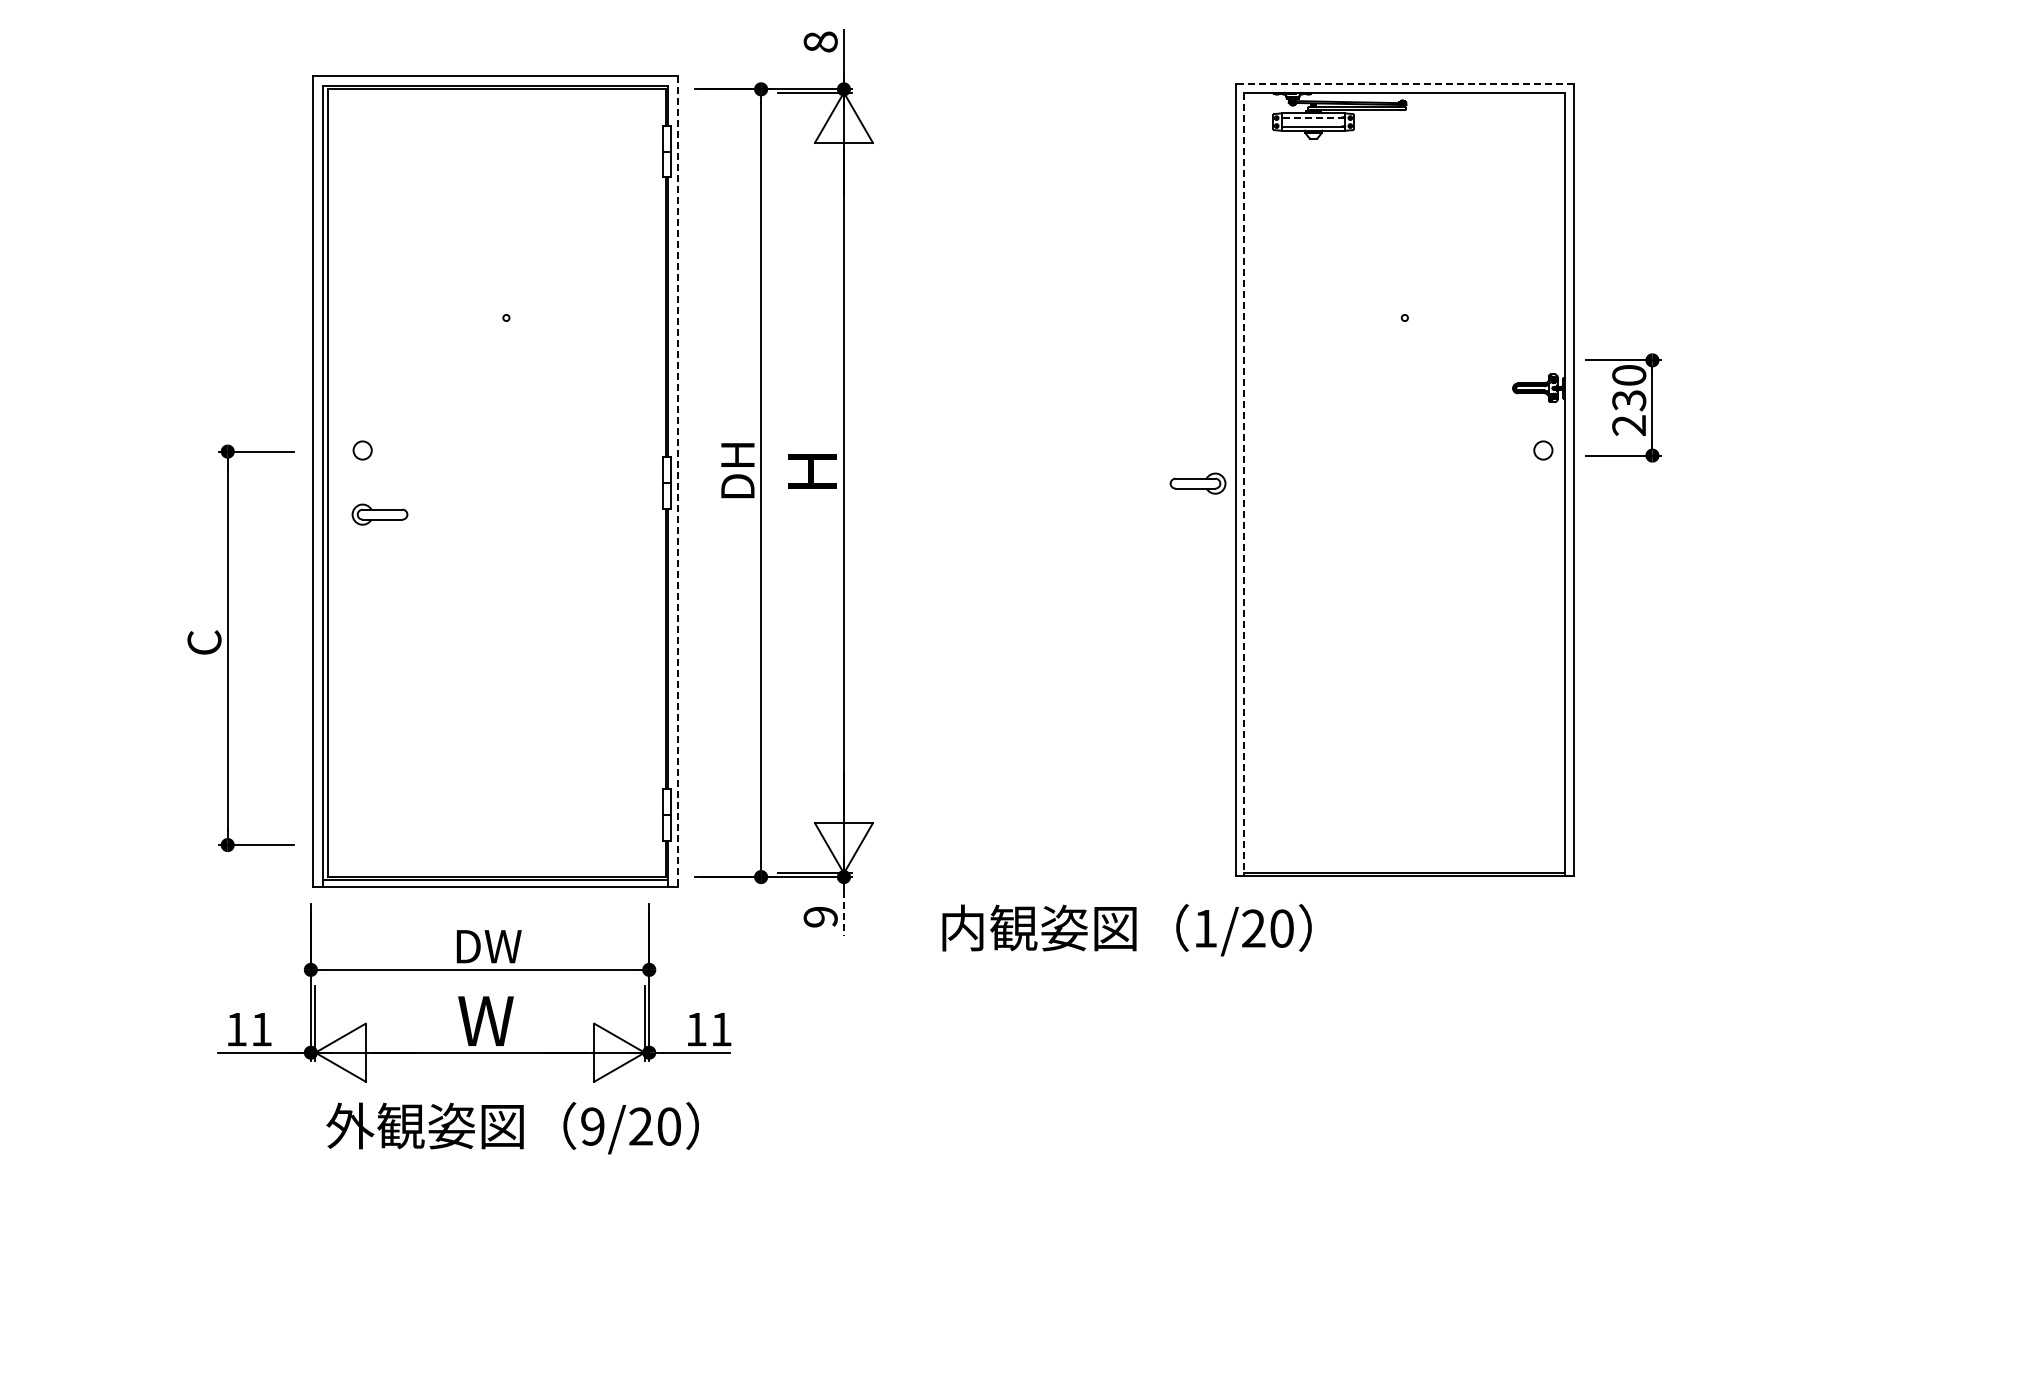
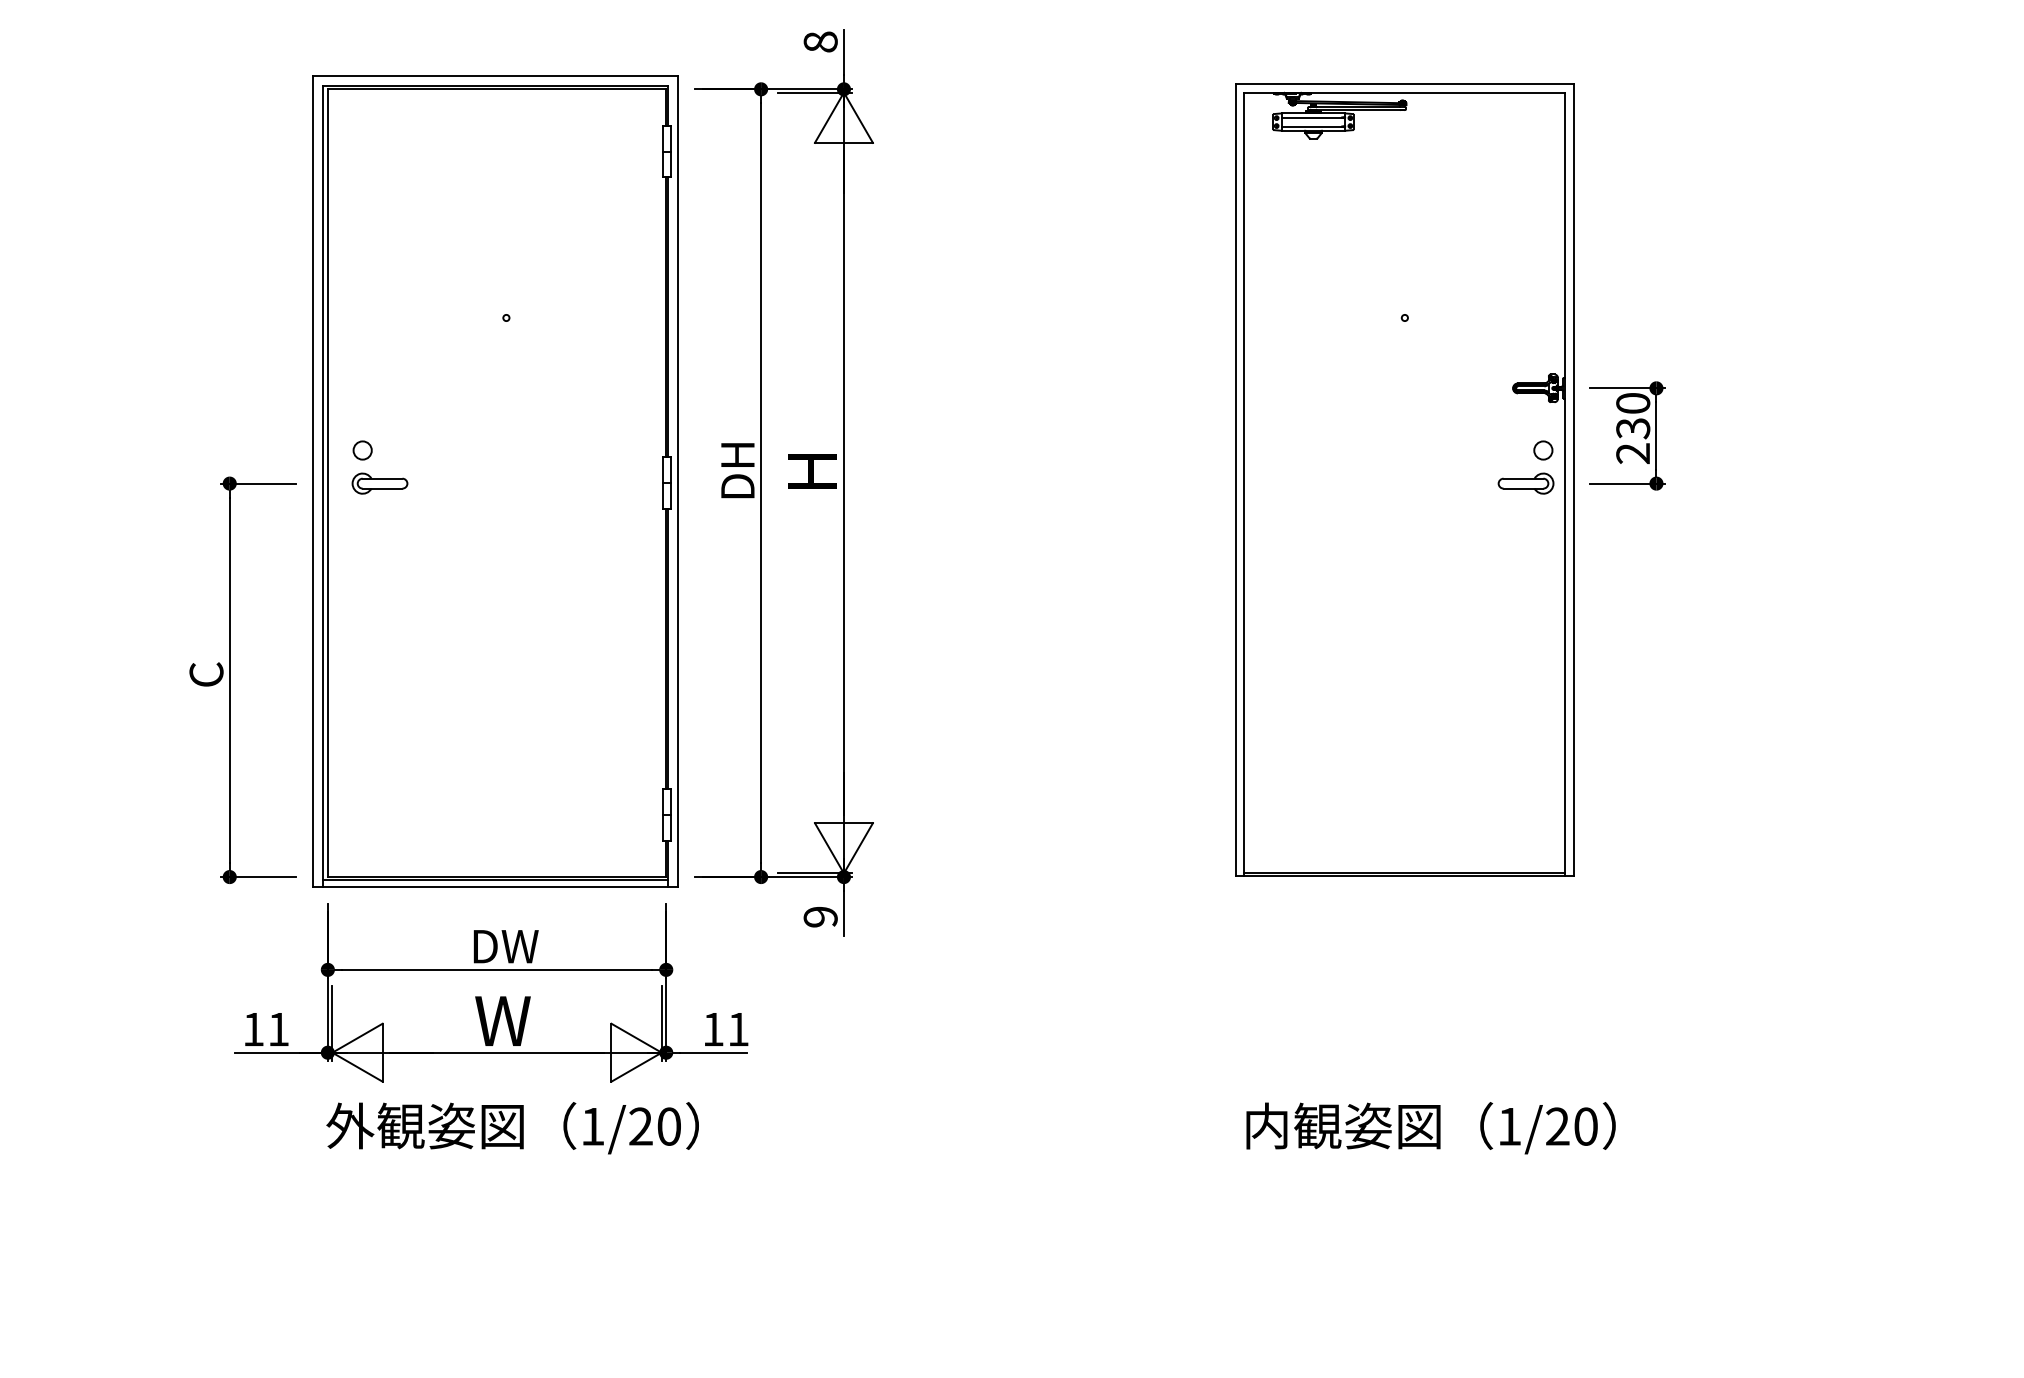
line: dashed -> solid (1404, 84)
line: dashed -> solid (1313, 117)
part position: (1623, 407) -> (1627, 435) (1627, 435)
line: dashed -> solid (678, 482)
part position: (1197, 483) -> (1525, 483) (1525, 483)
line: dashed -> solid (1244, 484)
part position: (379, 514) -> (379, 483) (379, 483)
part position: (228, 647) -> (230, 679) (230, 679)
line: dashed -> solid (843, 914)
text position: (1126, 930) -> (1430, 1128) (1430, 1128)
part position: (474, 992) -> (491, 992) (491, 992)
text: 9/20 -> 1/20 (592, 1126)
